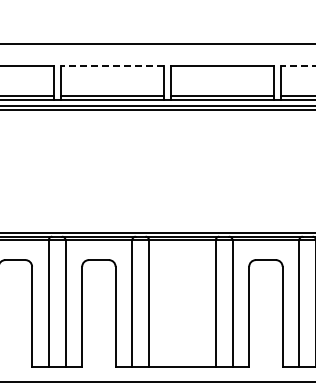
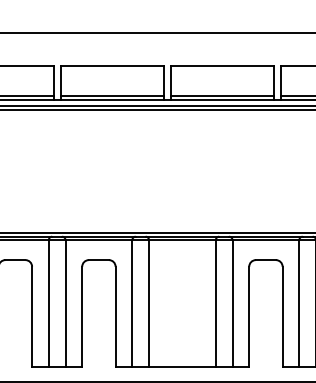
line position: (157, 43) -> (157, 32) (157, 32)
line: dashed -> solid (112, 66)
line: dashed -> solid (297, 66)
